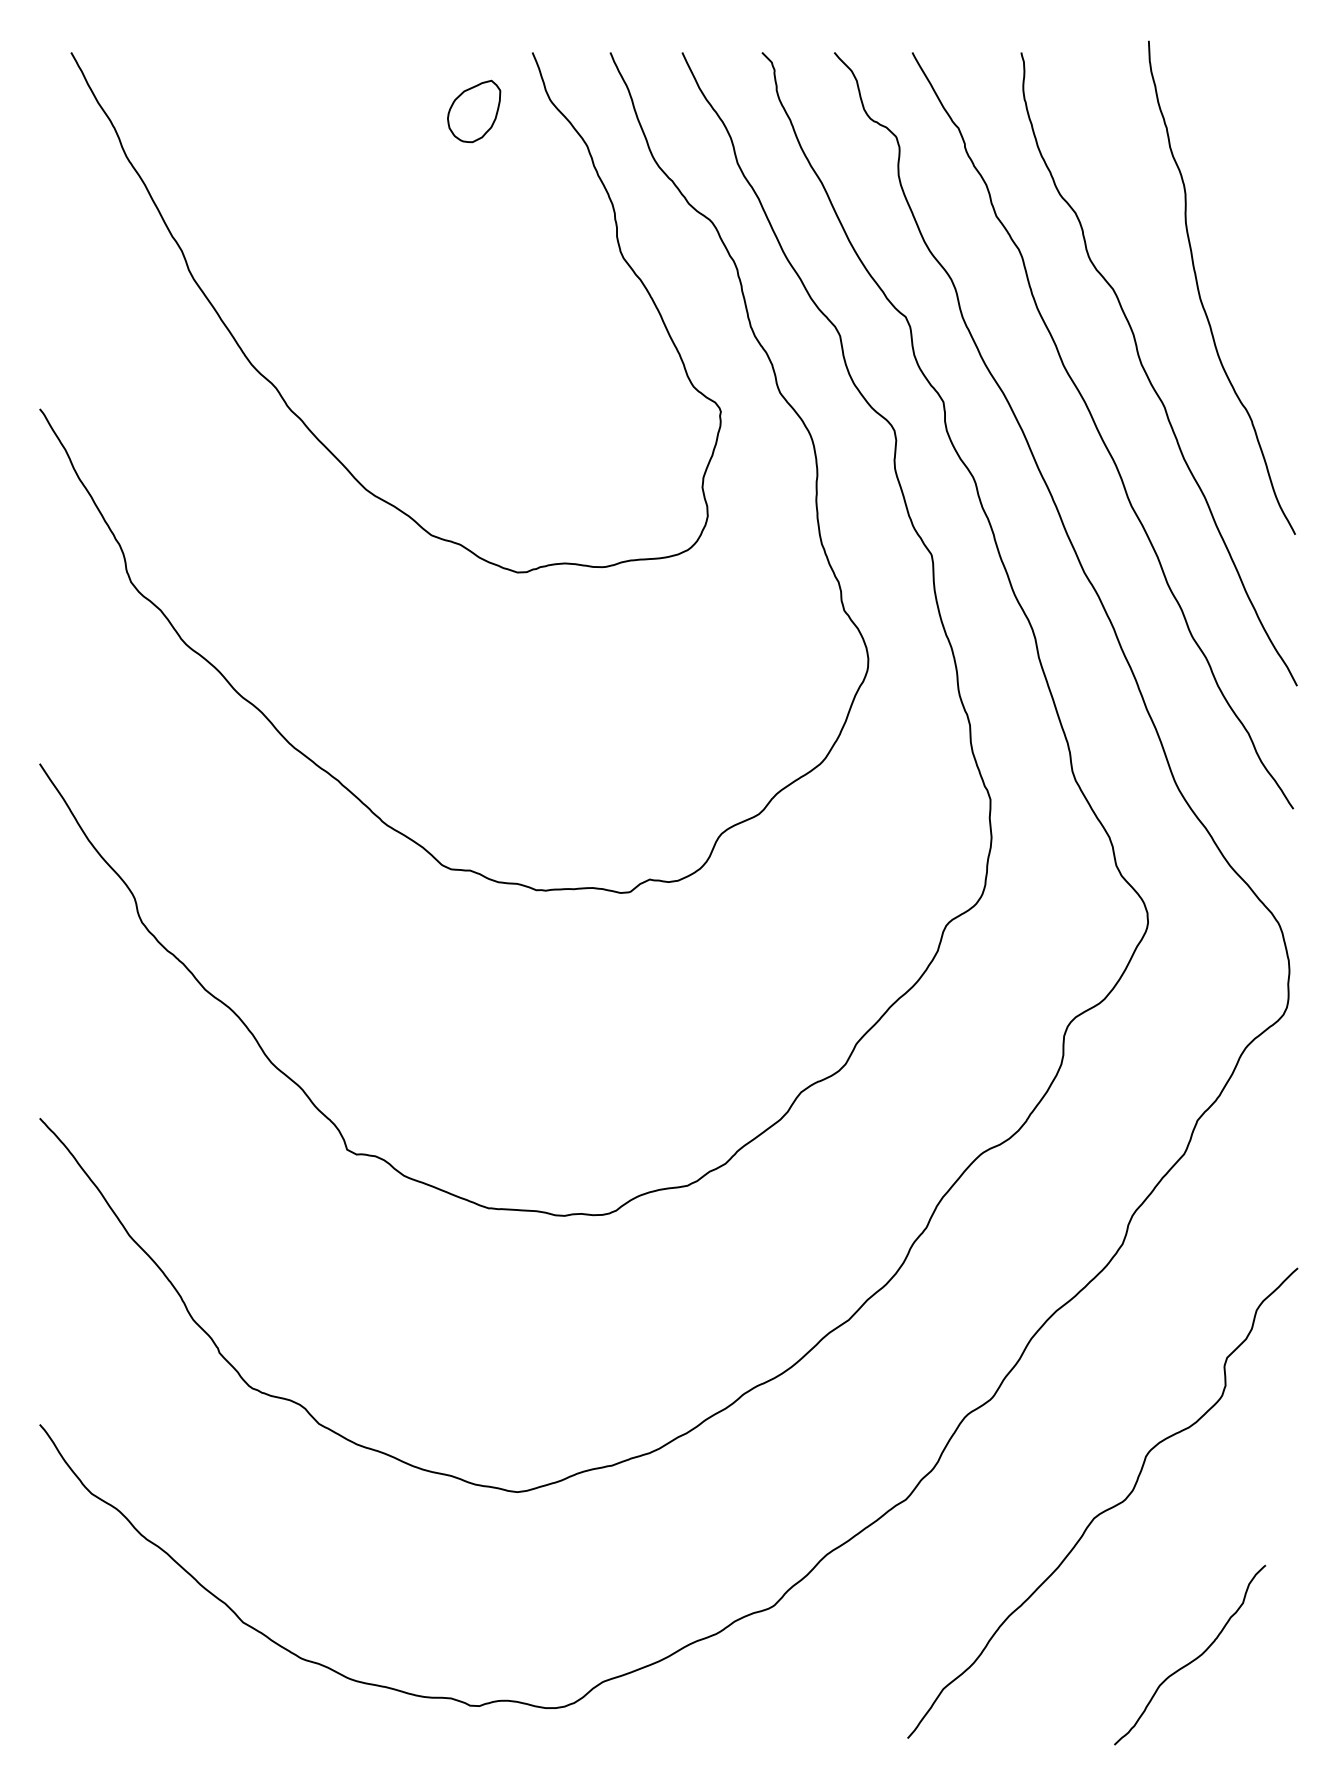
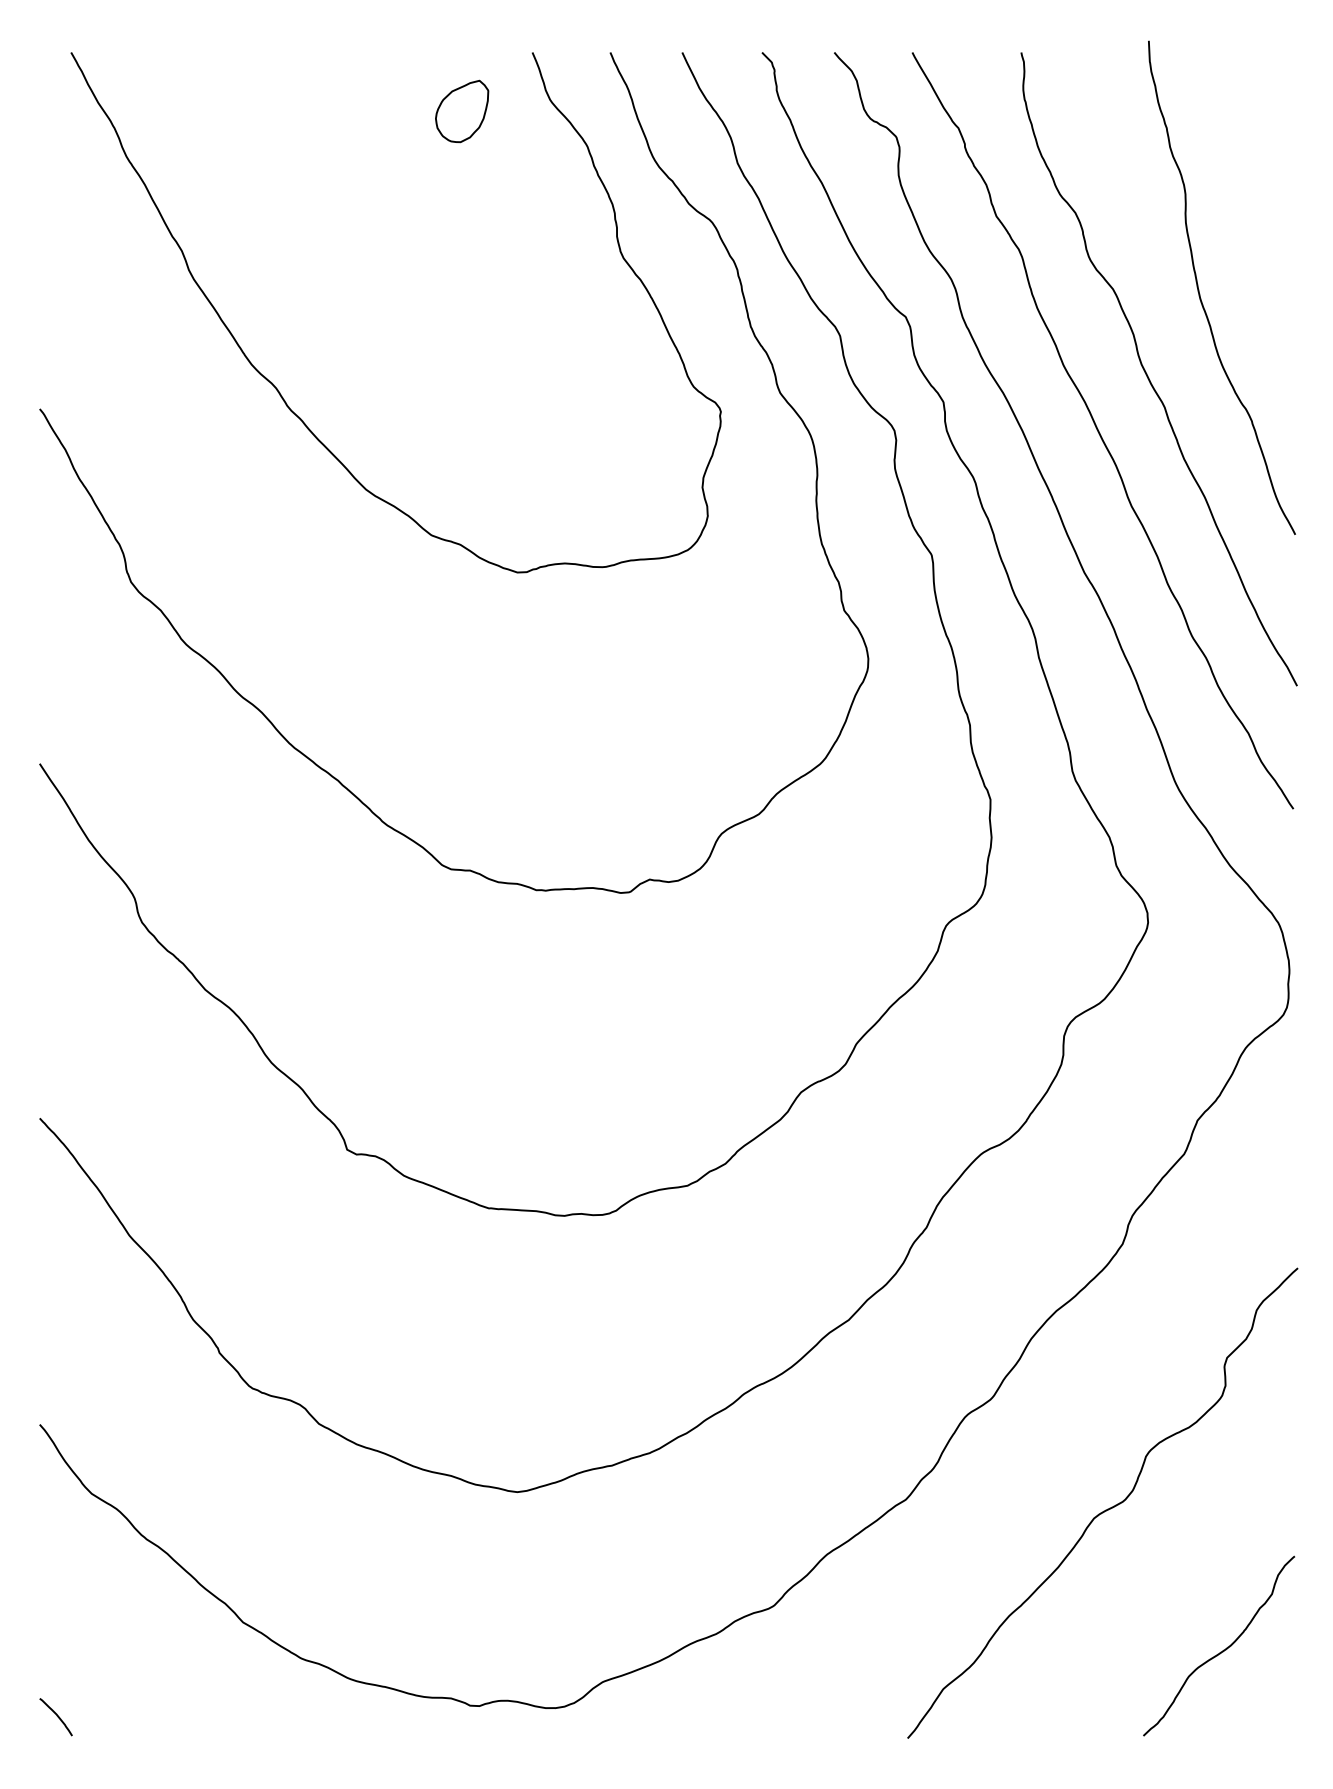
part position: (474, 111) -> (462, 111) (462, 111)
curve position: (1191, 1660) -> (1220, 1651) (1220, 1651)
curve: none -> present (56, 1716)
